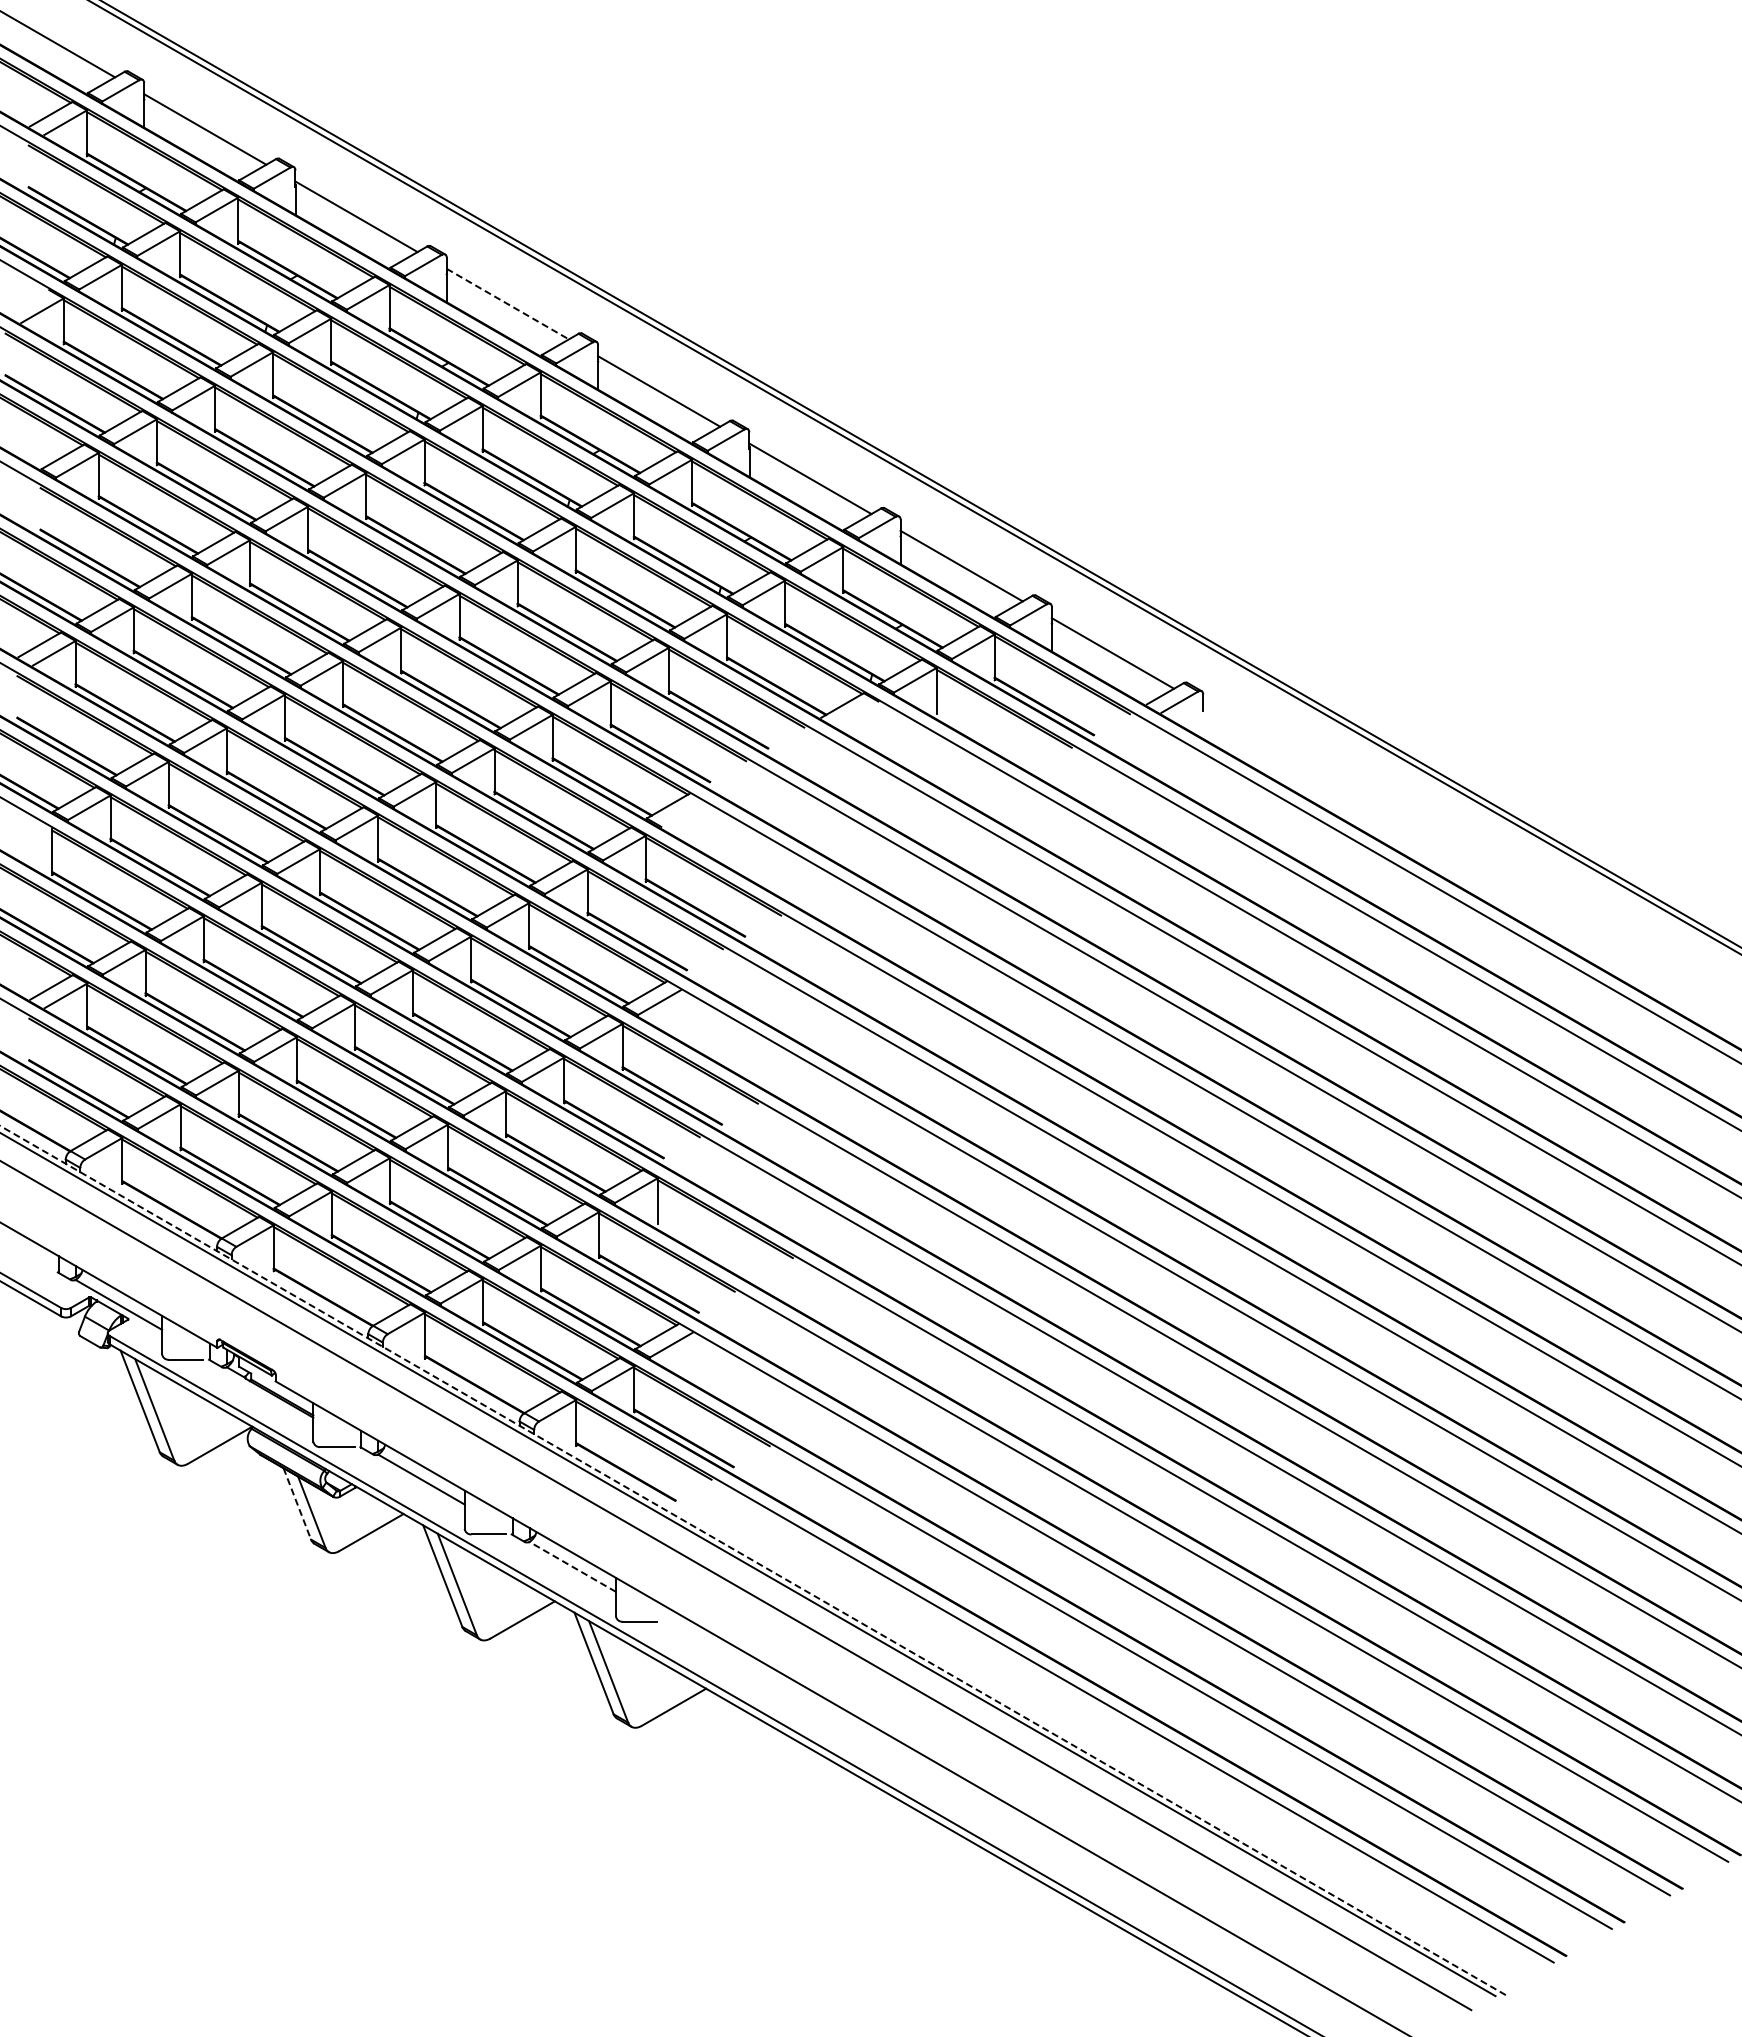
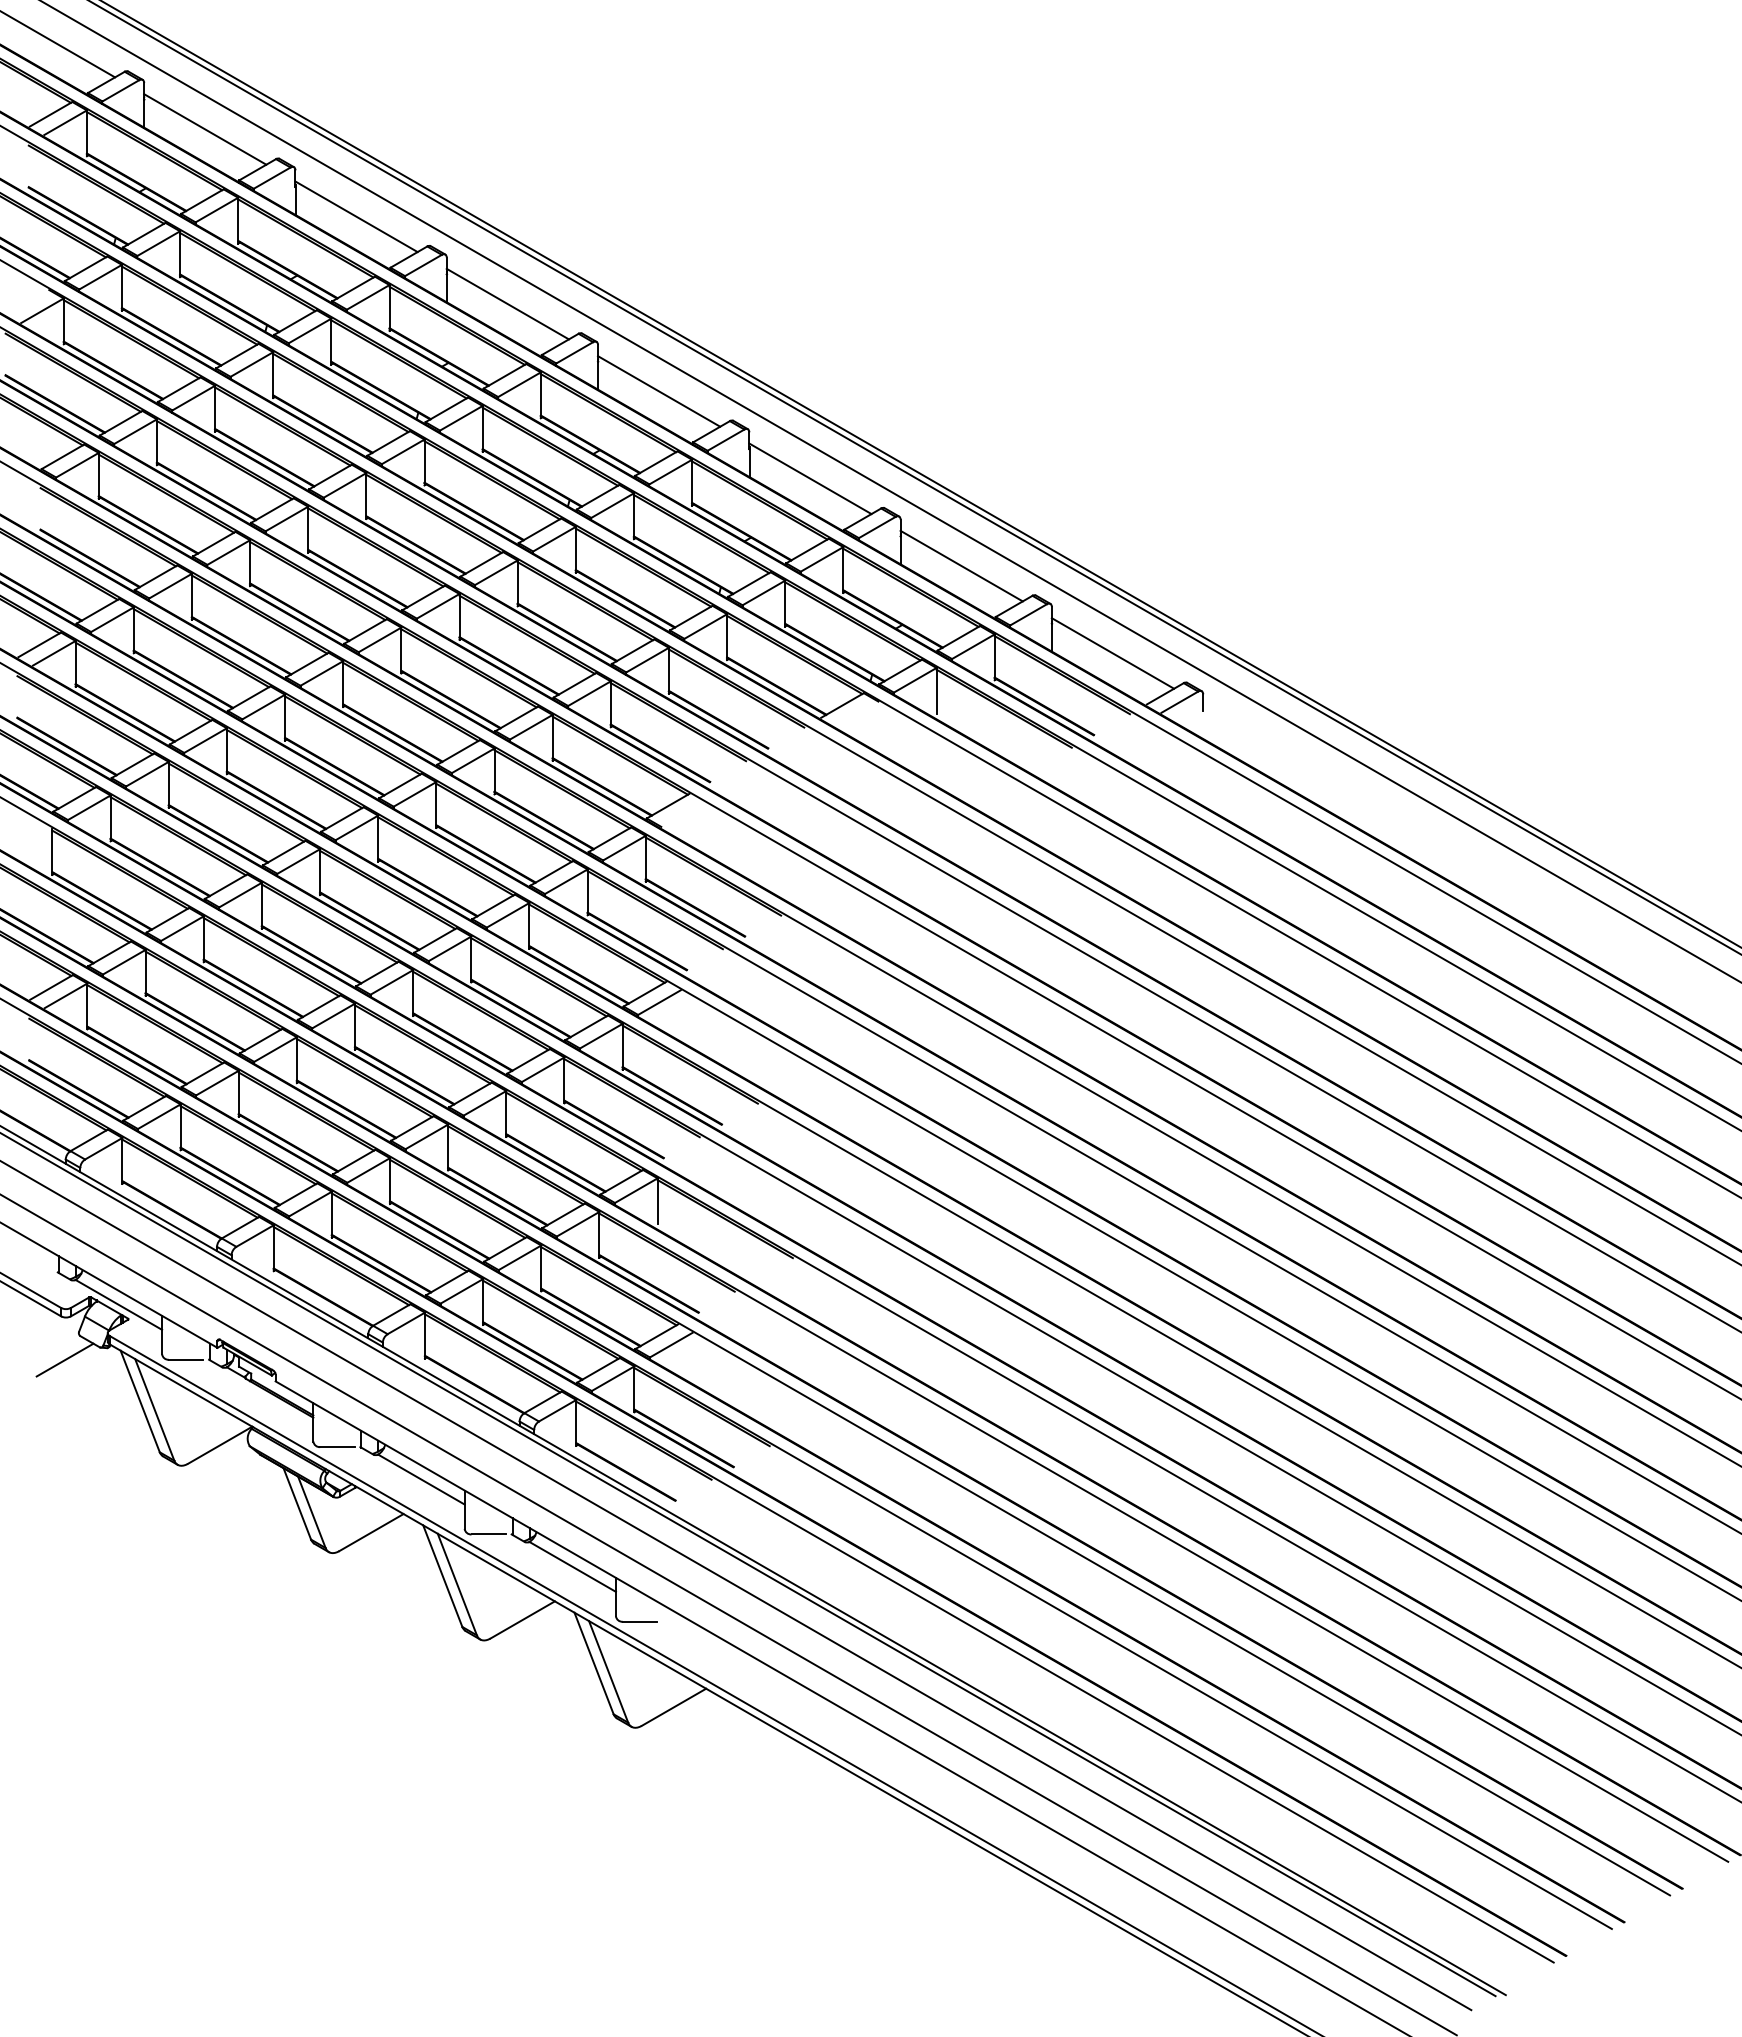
line: dashed -> solid (507, 304)
line: none -> present (890, 491)
line: none -> present (64, 1359)
line: dashed -> solid (297, 1504)
line: dashed -> solid (753, 1560)
line: dashed -> solid (572, 1566)
line: none -> present (728, 1614)
